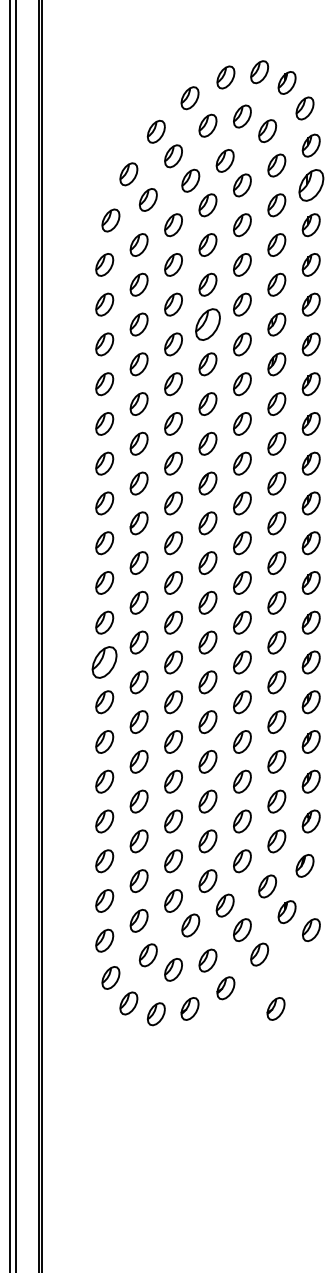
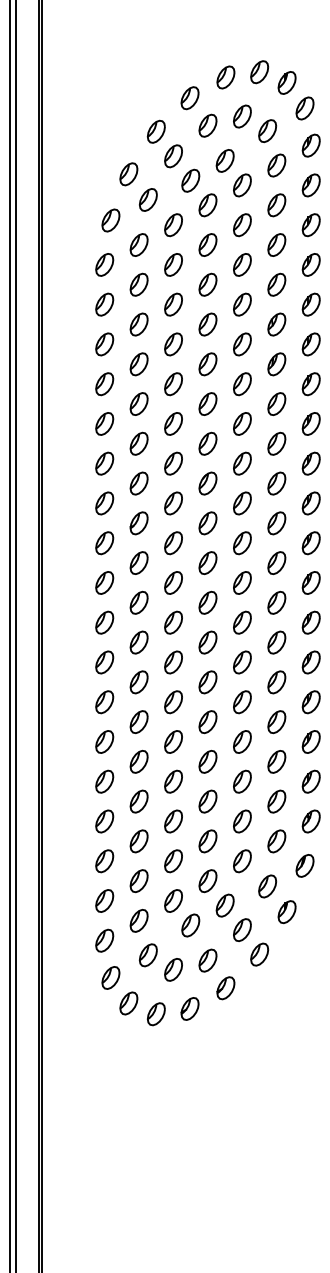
part size: 27x33 px -> 20x25 px (310, 185)
part size: 26x33 px -> 20x25 px (207, 324)
part size: 27x33 px -> 20x25 px (104, 662)
part: present -> none (311, 929)
part: present -> none (275, 1008)
